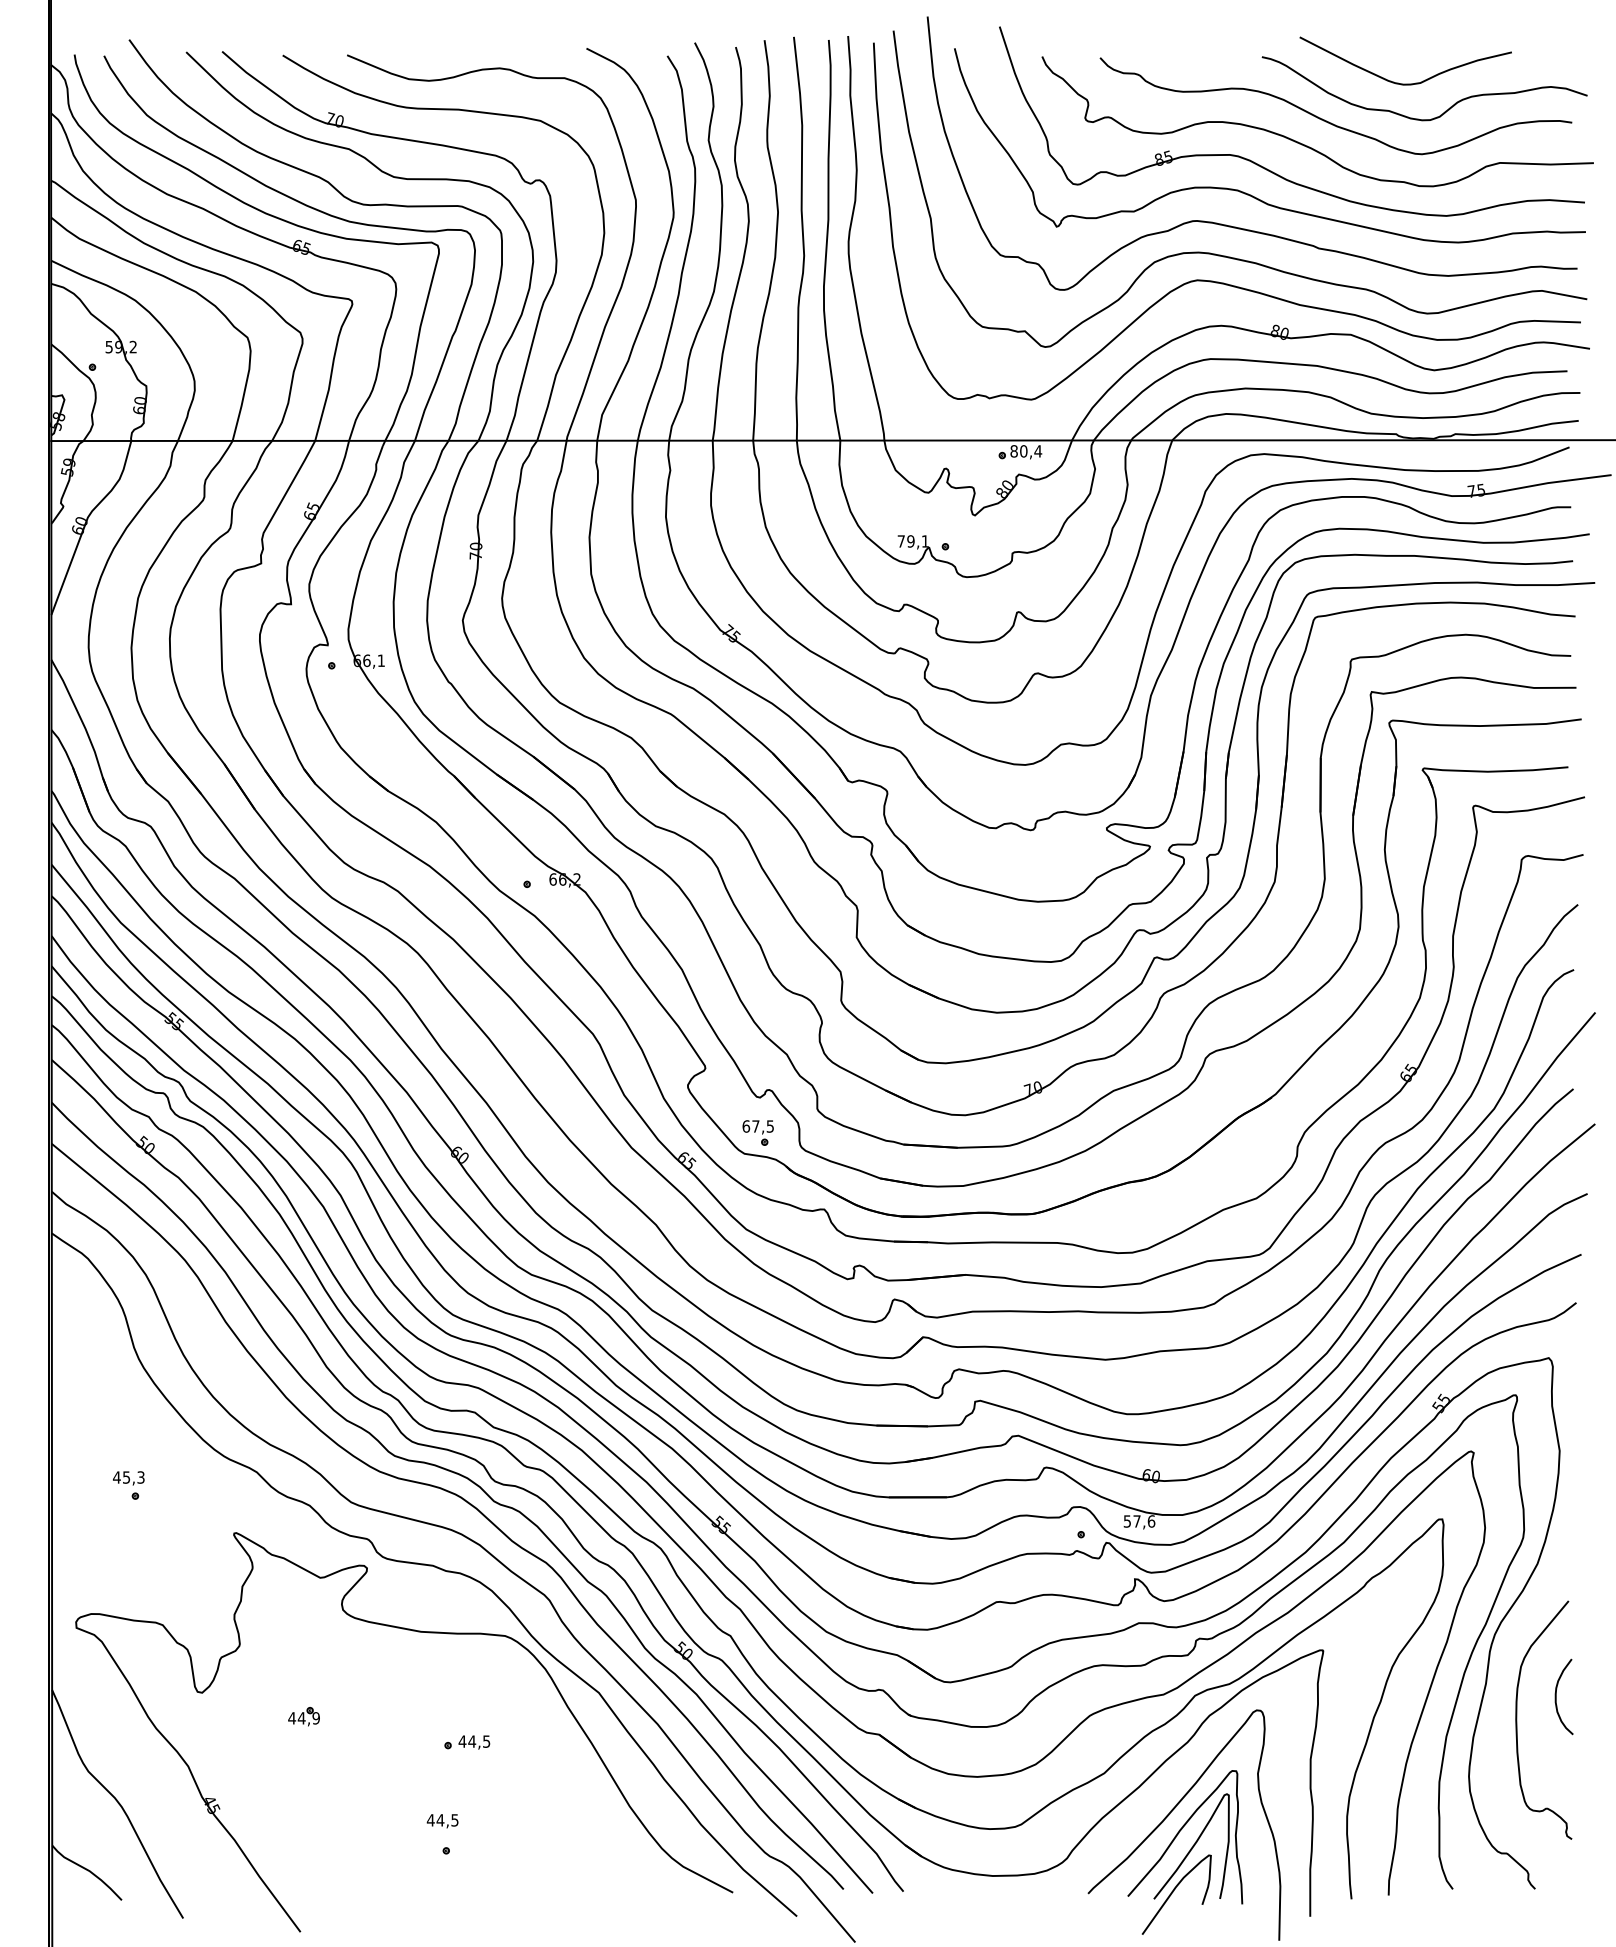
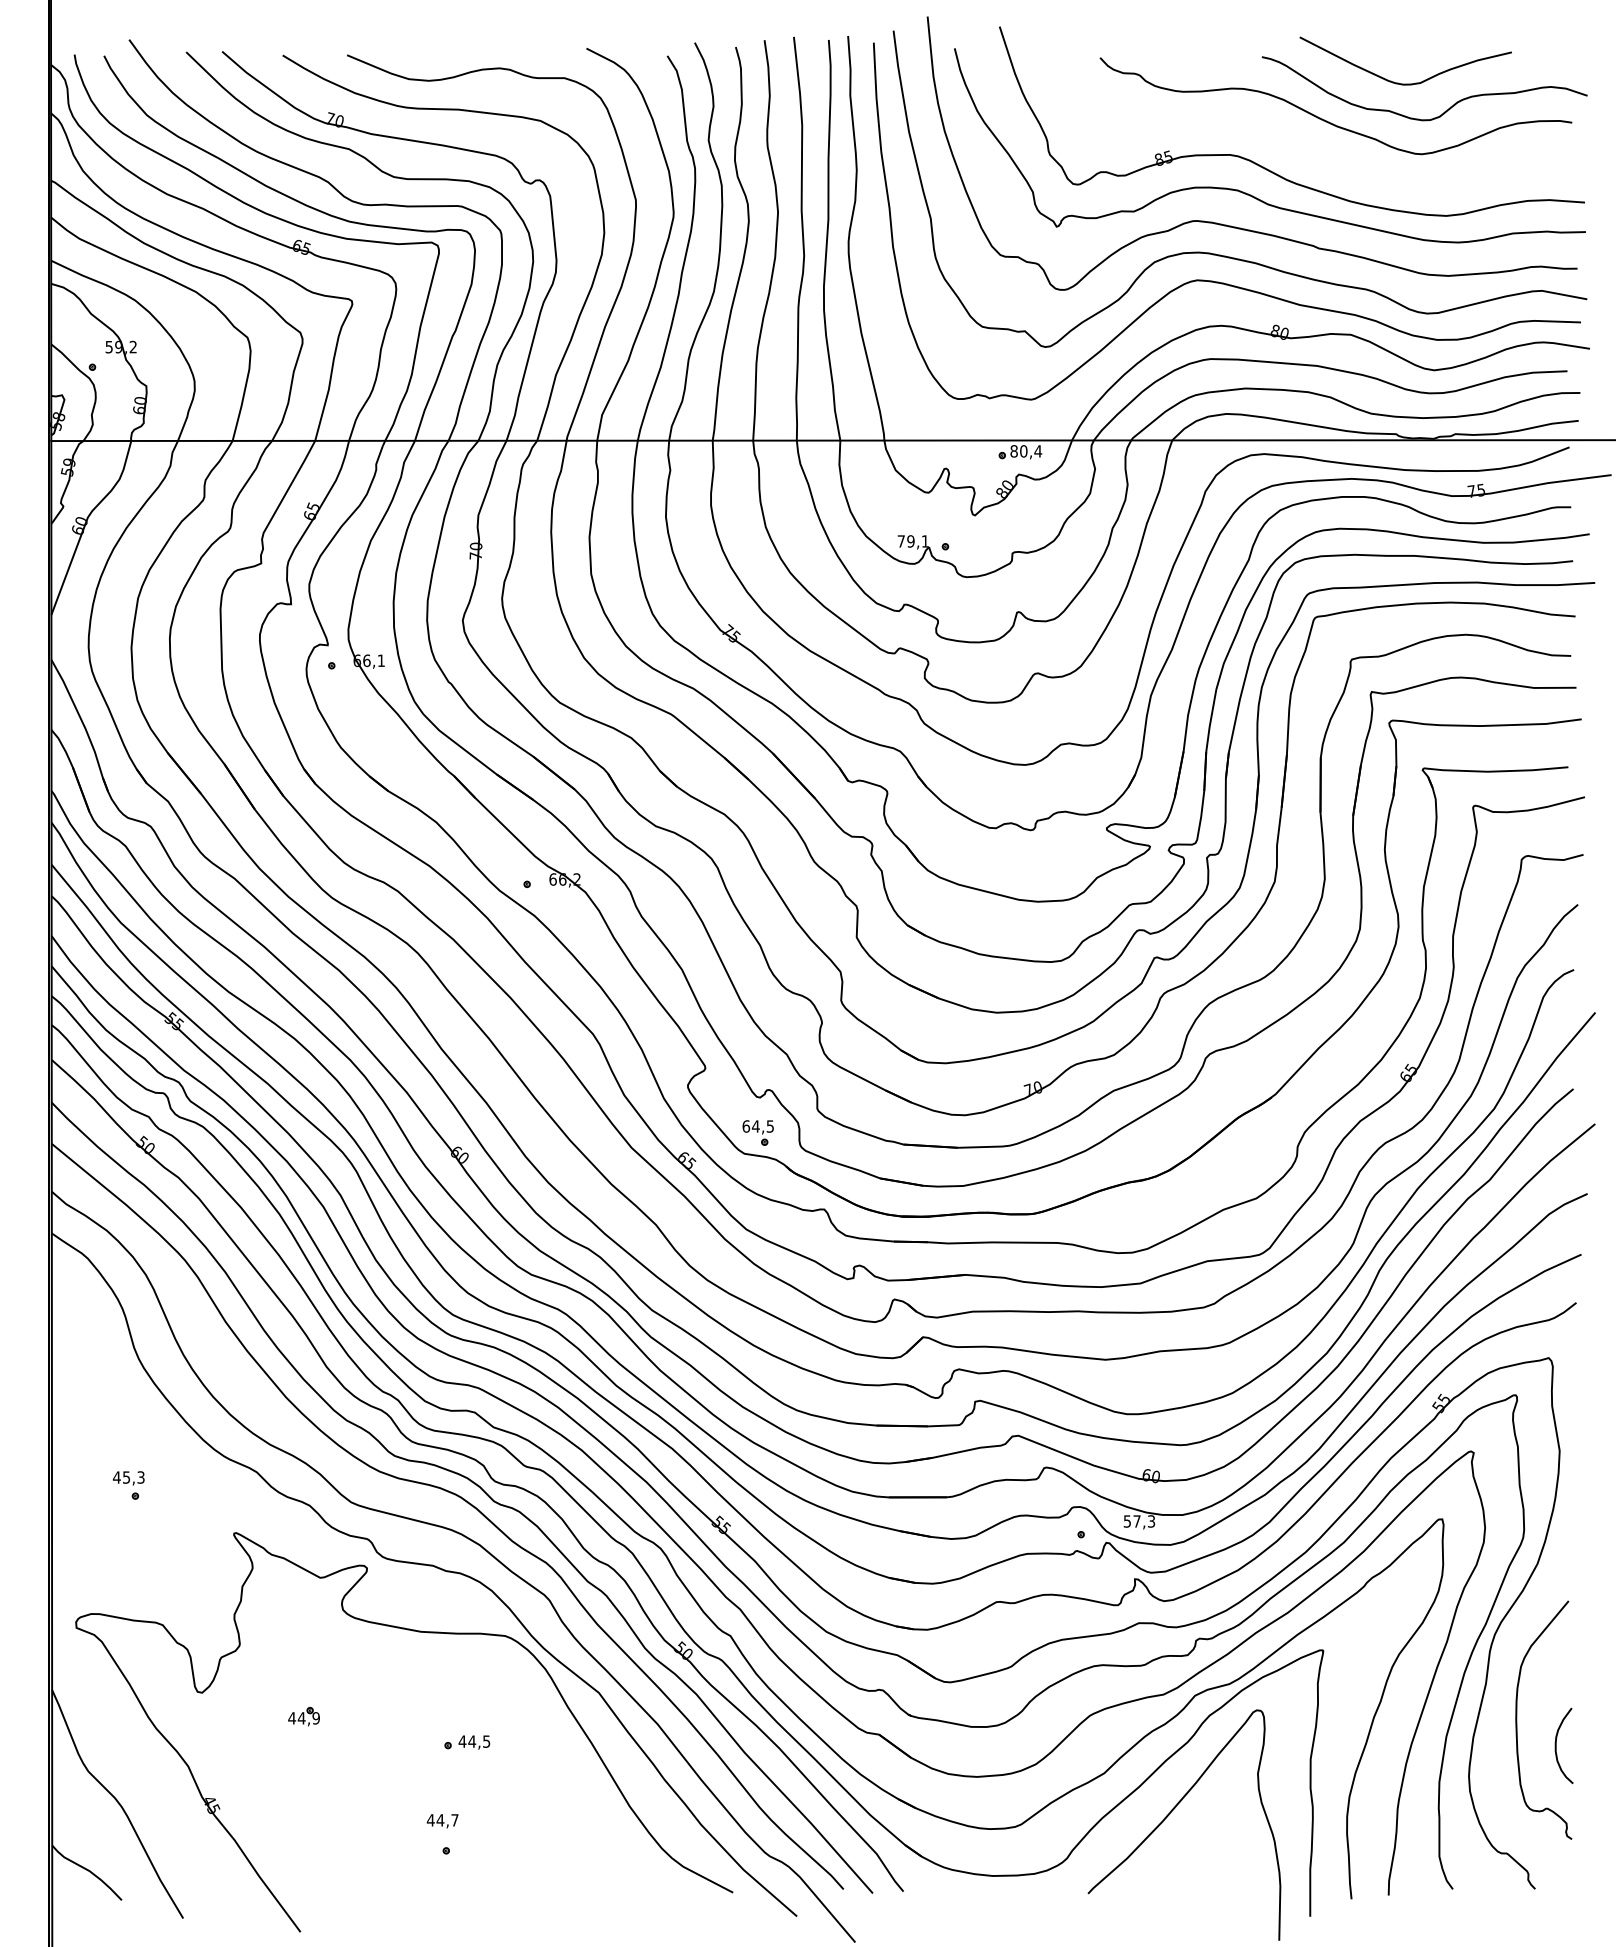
curve: present -> none (1305, 144)
text: 67,5 -> 64,5 (755, 1126)
text: 57,6 -> 57,3 (1151, 1521)
curve position: (1556, 1696) -> (1556, 1745) (1556, 1745)
text: 44,5 -> 44,7 (454, 1820)
part: present -> none (1185, 1852)
